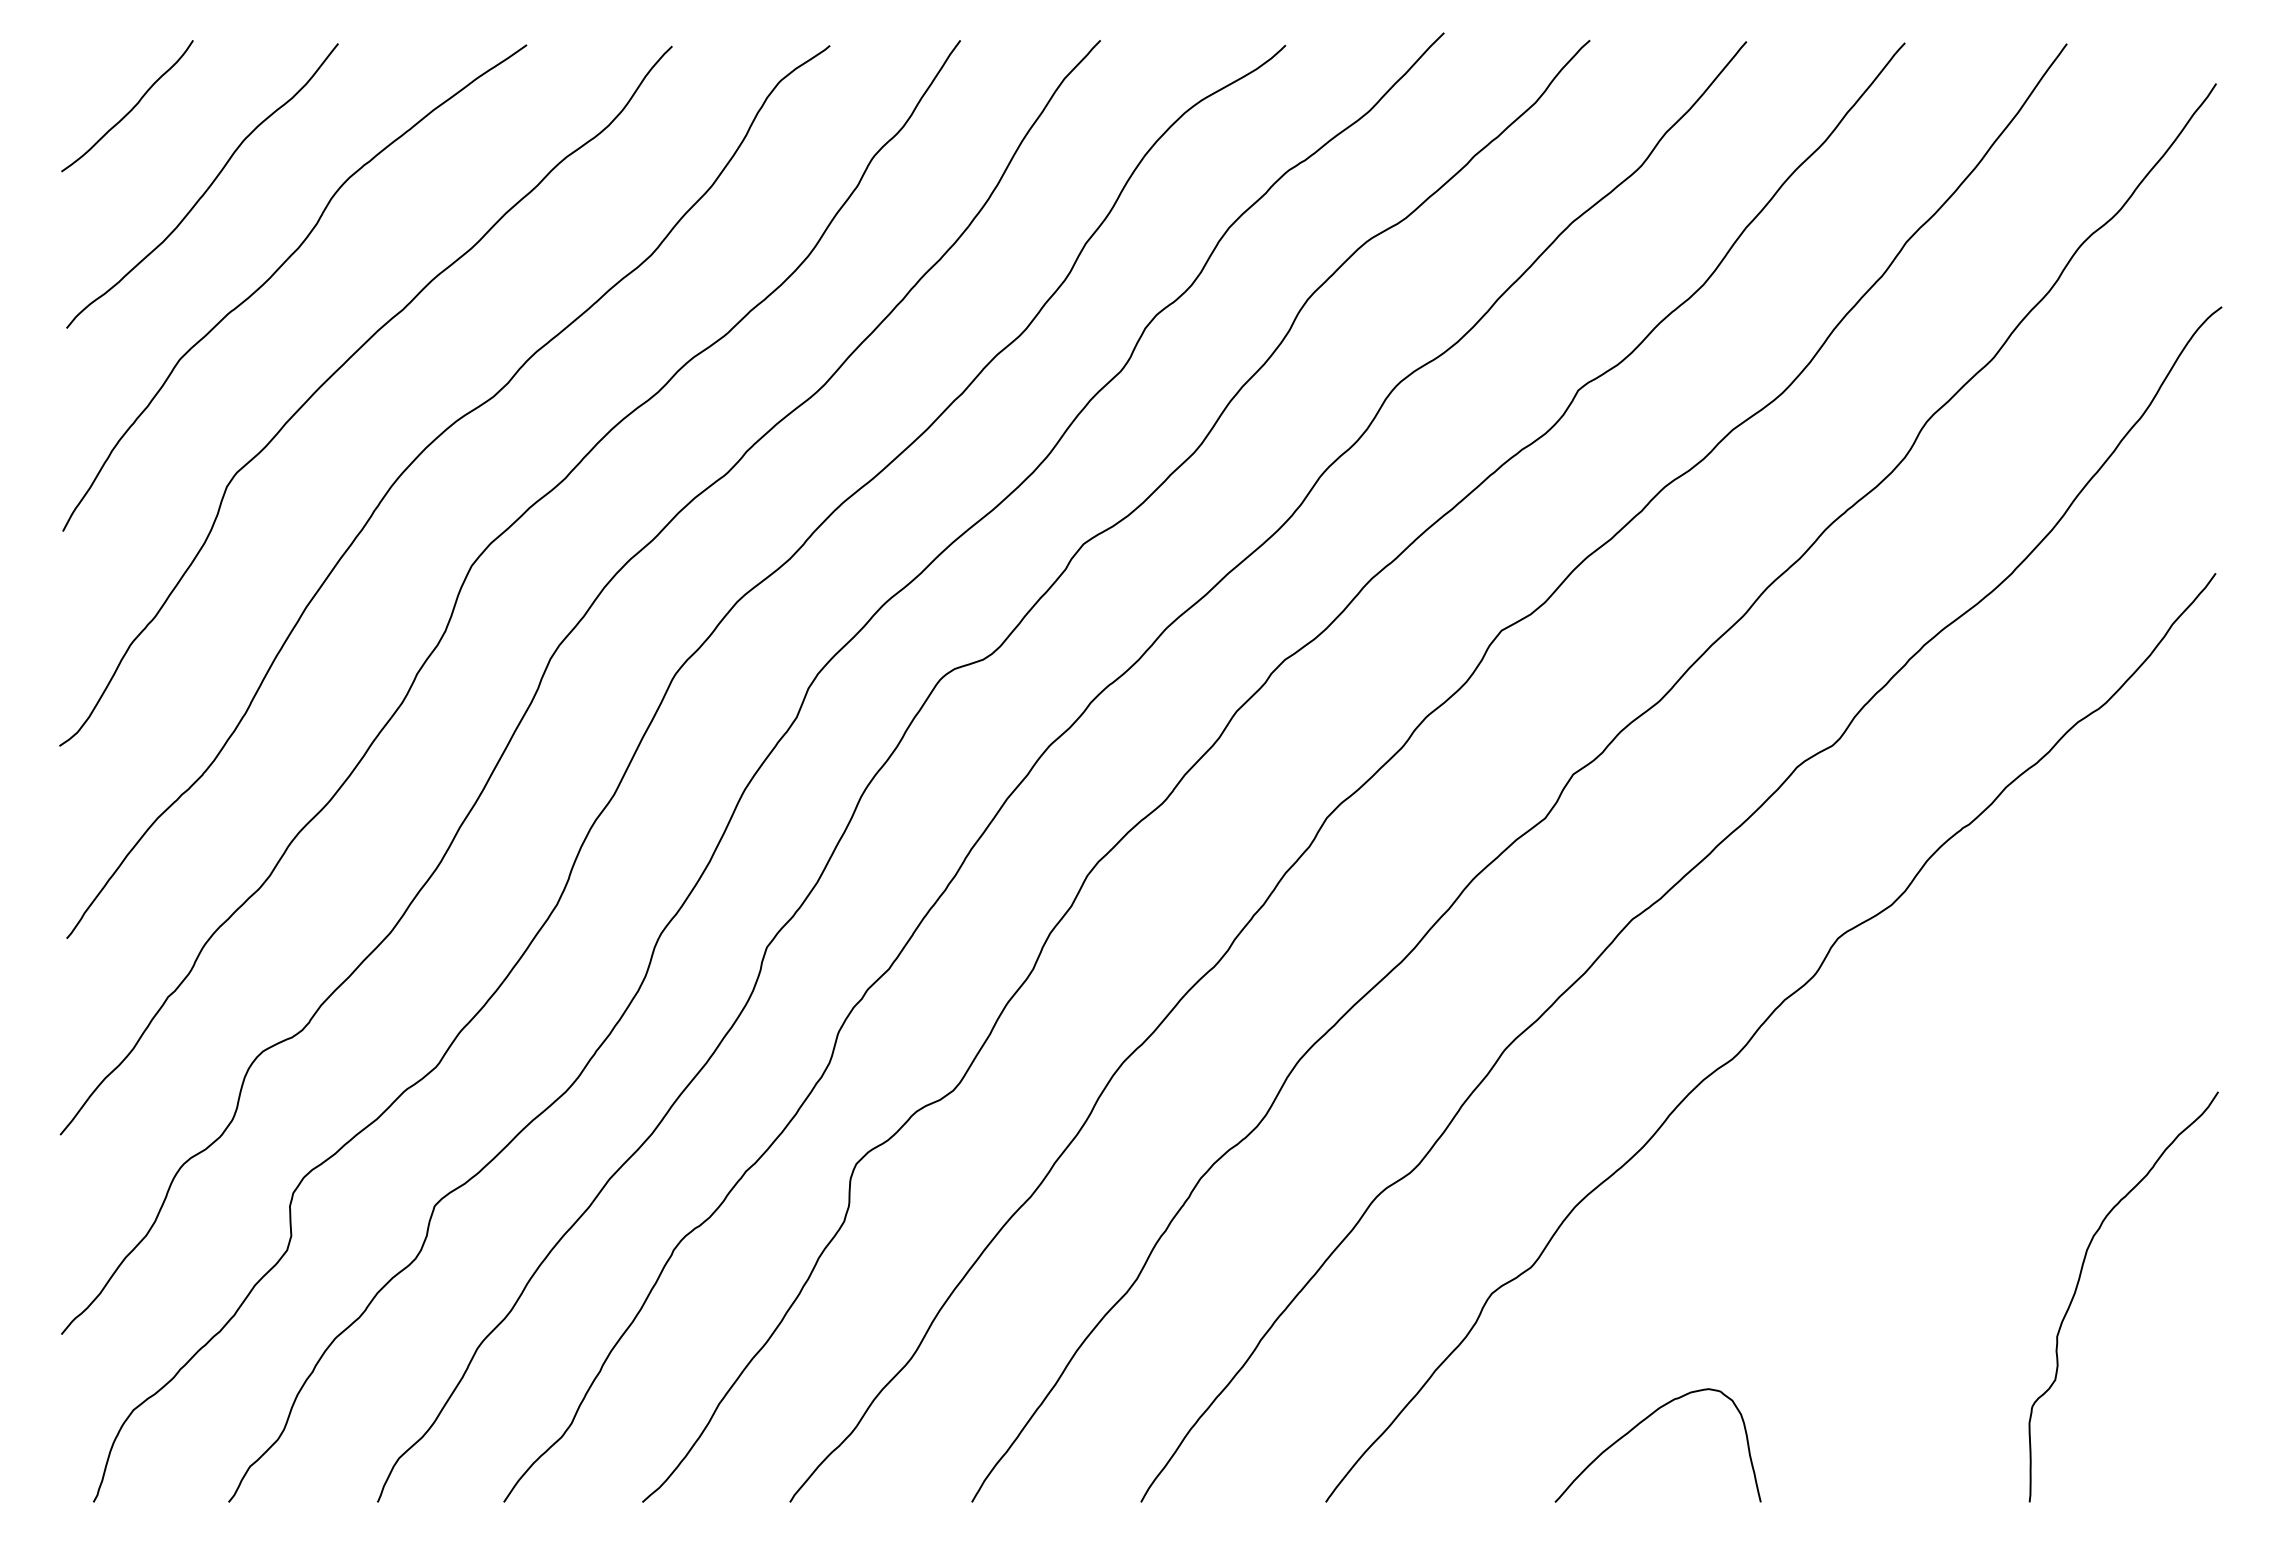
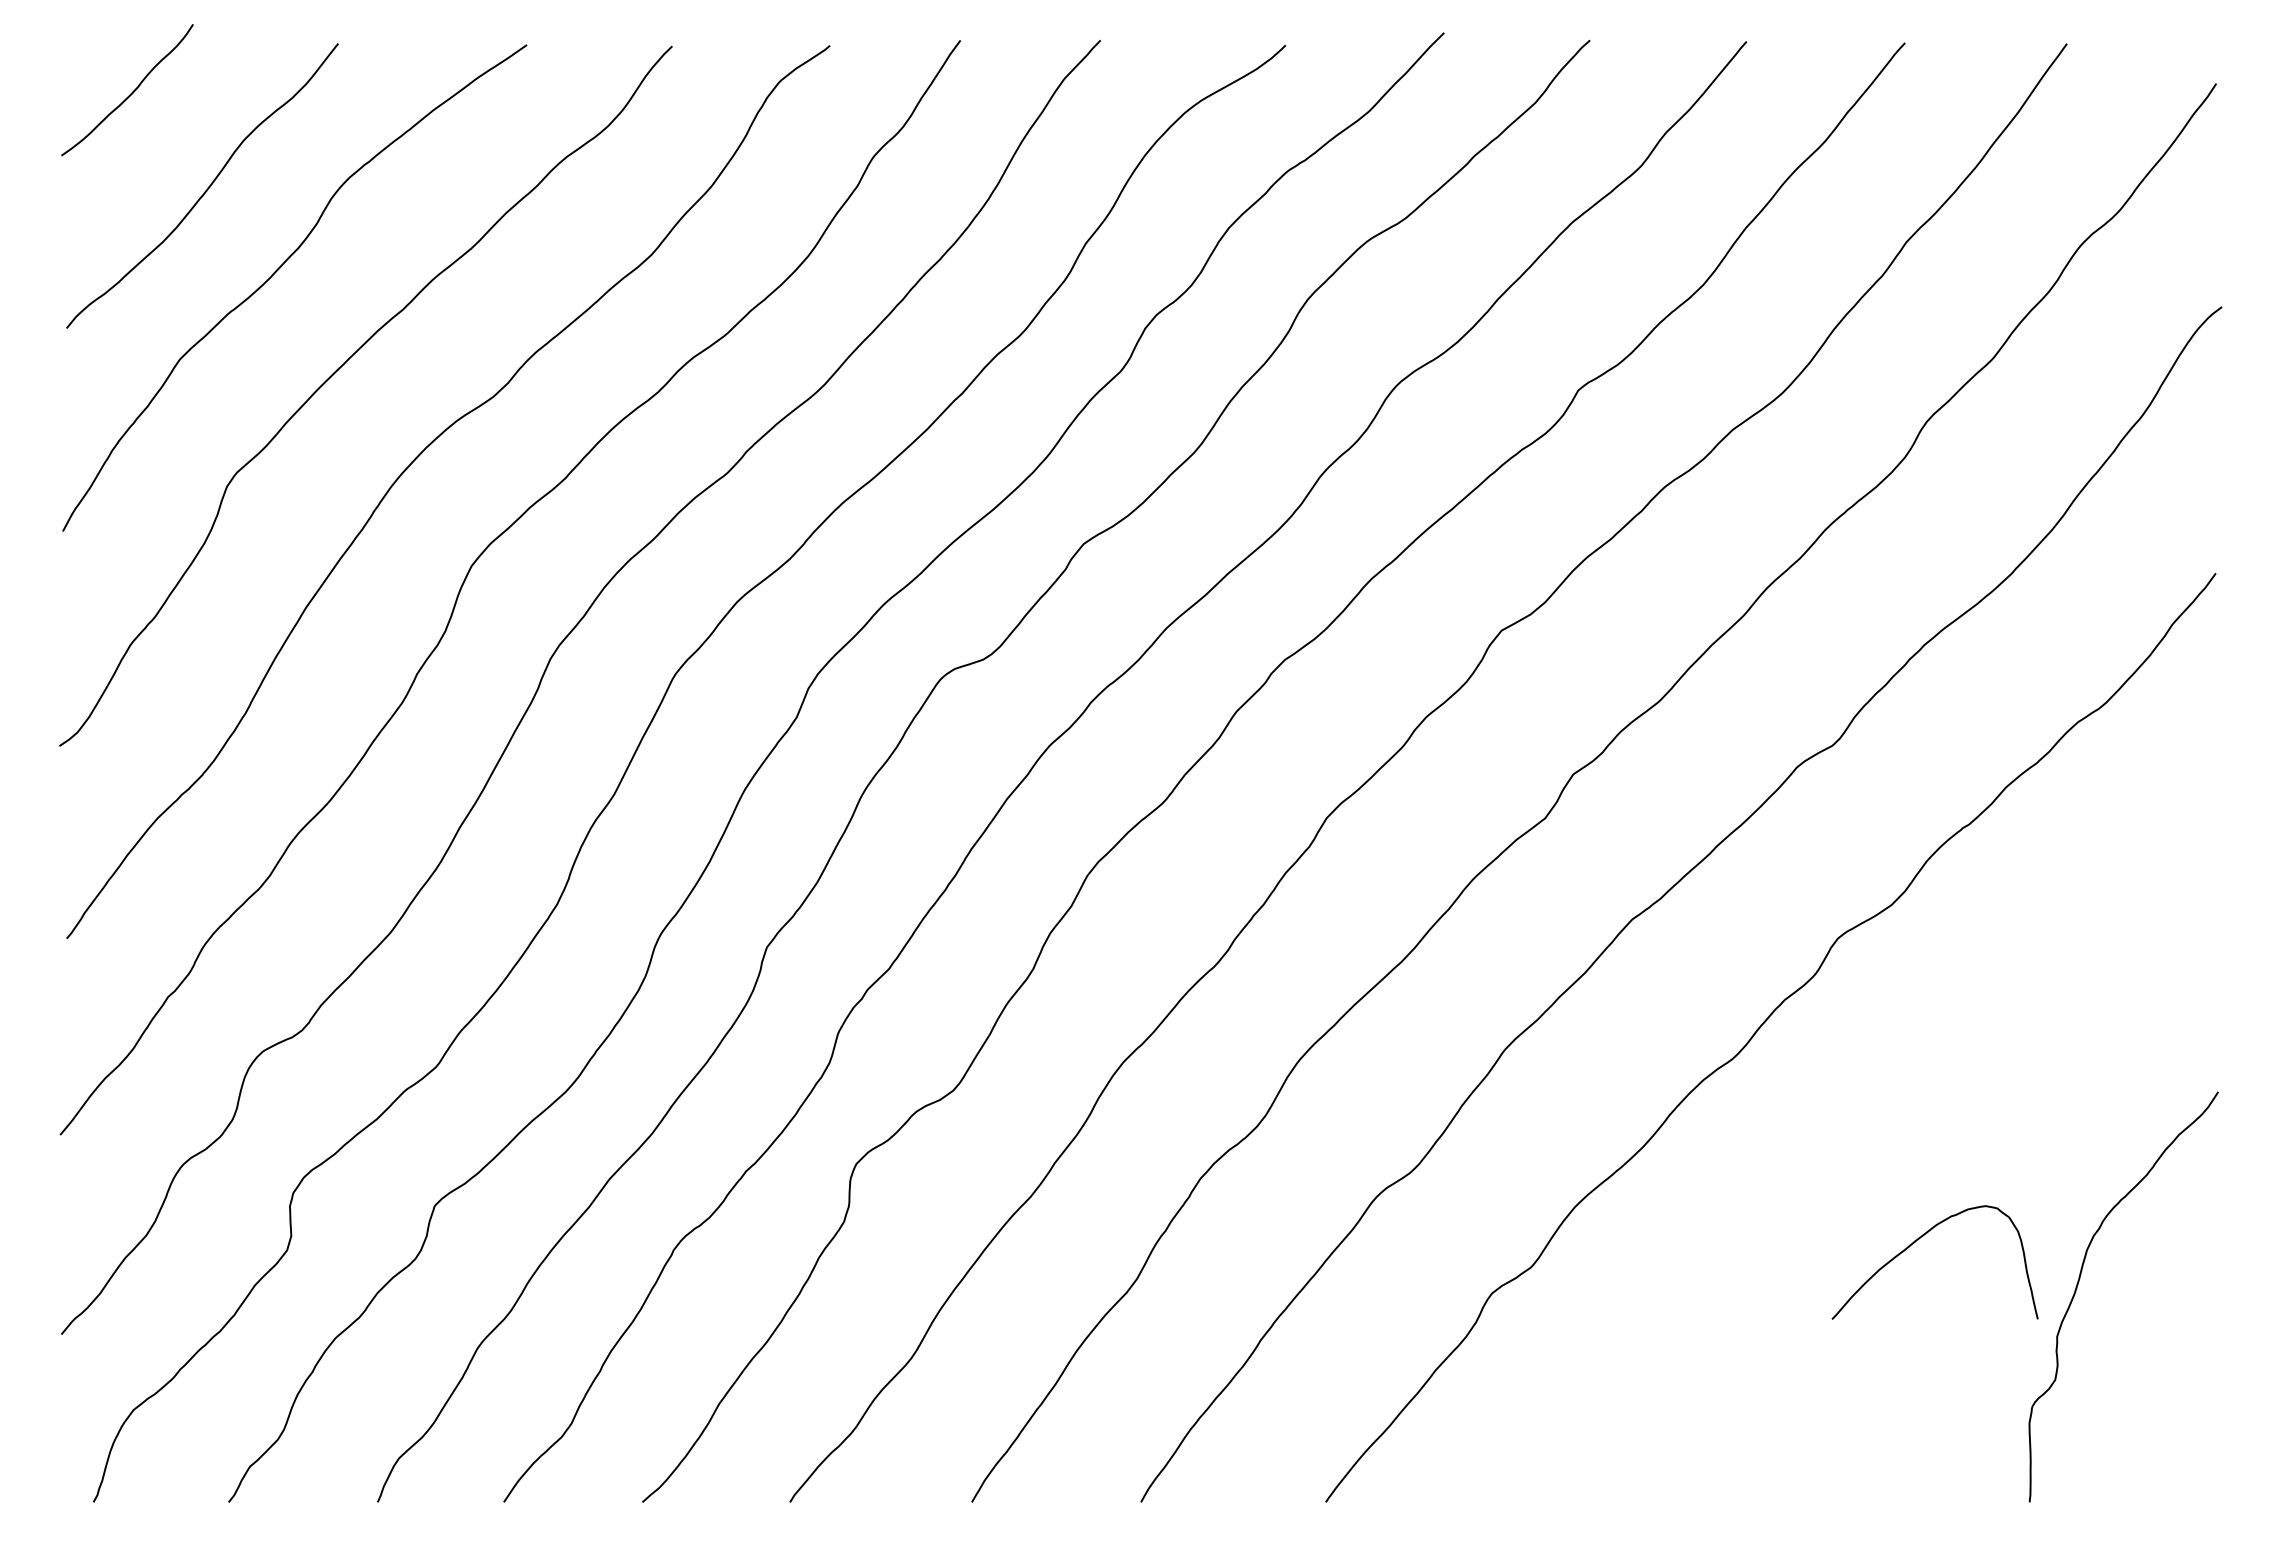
curve position: (130, 109) -> (130, 93) (130, 93)
curve position: (1642, 1422) -> (1919, 1239) (1919, 1239)
